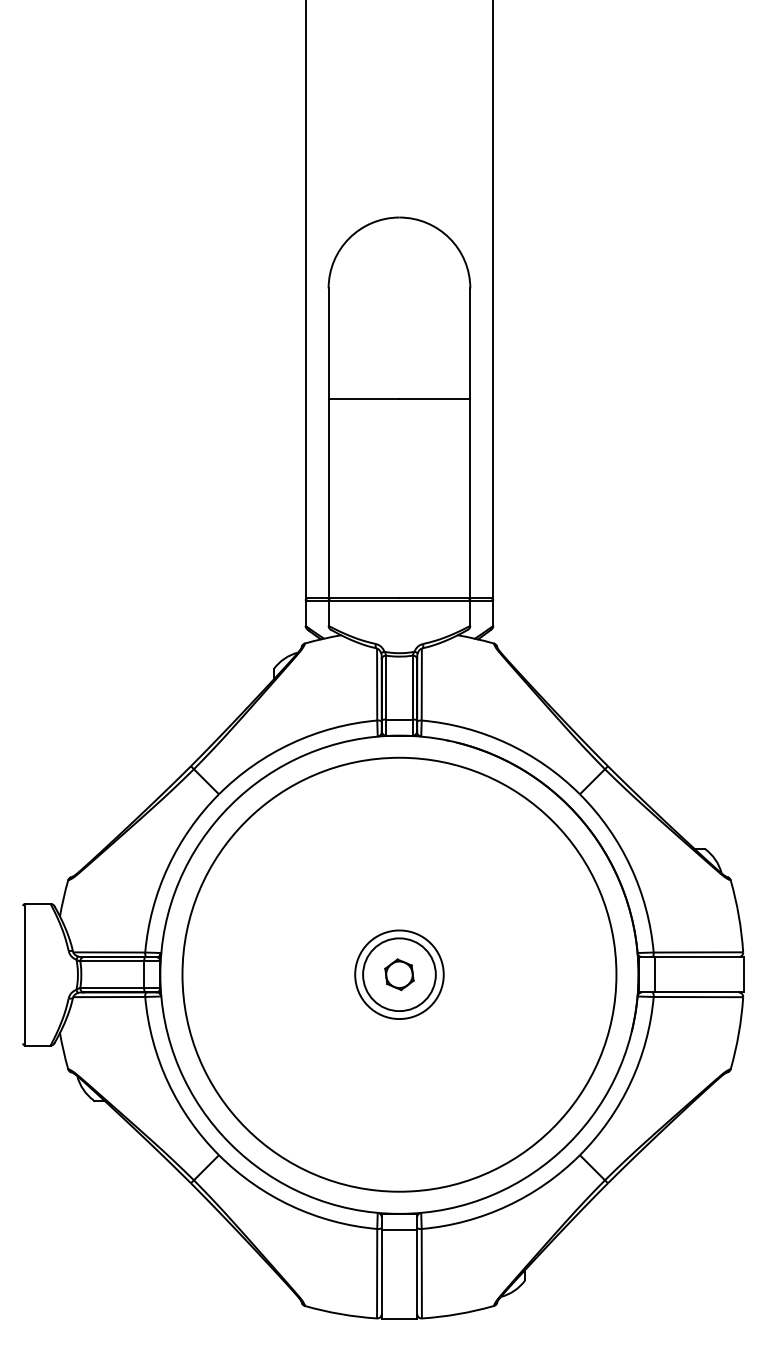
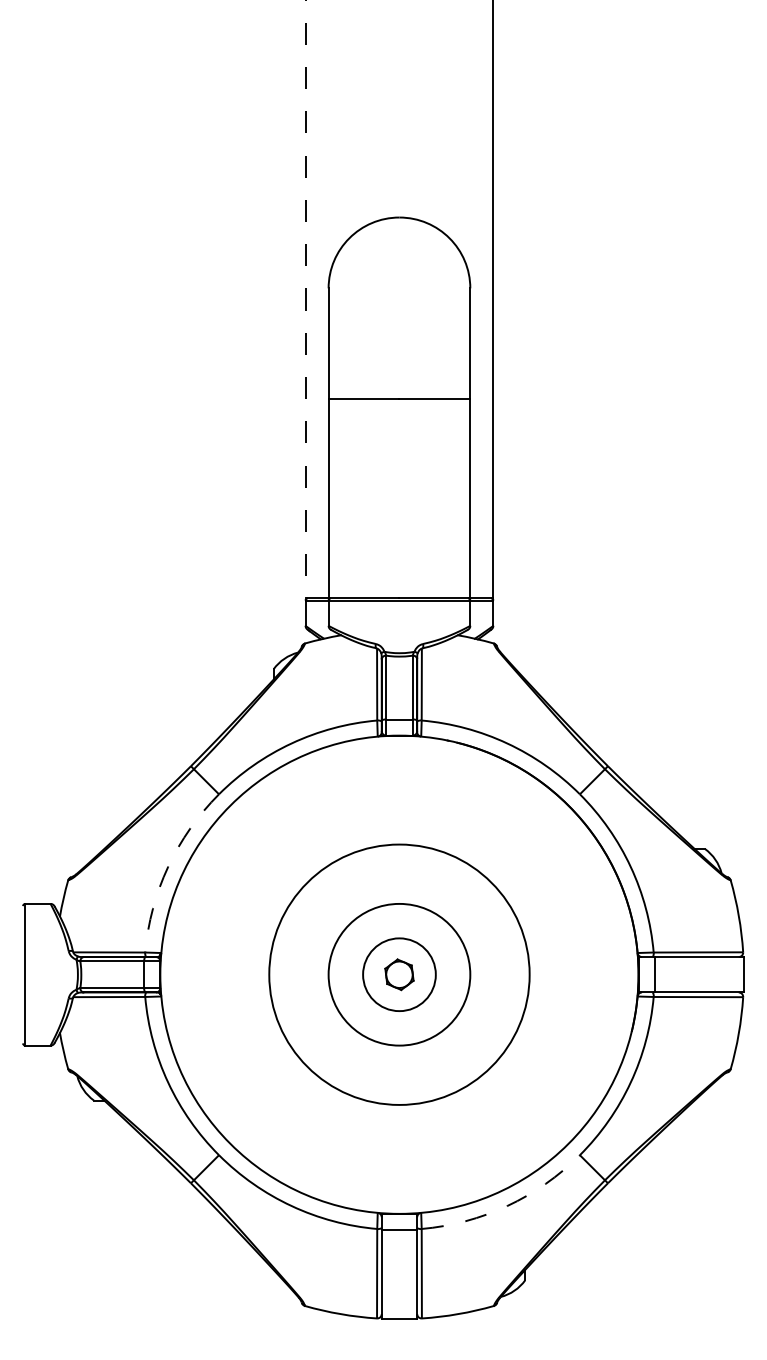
line: solid -> dashed (305, 299)
arc: solid -> dashed (168, 866)
circle diameter: 434 px -> 260 px (399, 974)
circle diameter: 89 px -> 142 px (399, 974)
arc: solid -> dashed (507, 1206)
